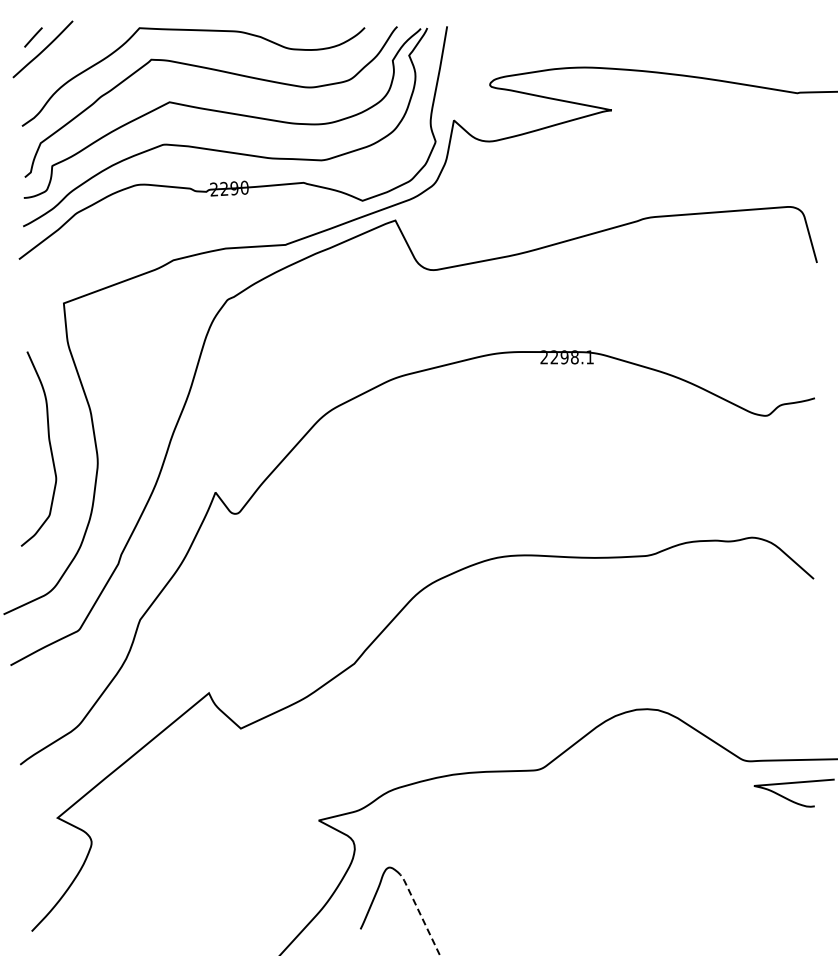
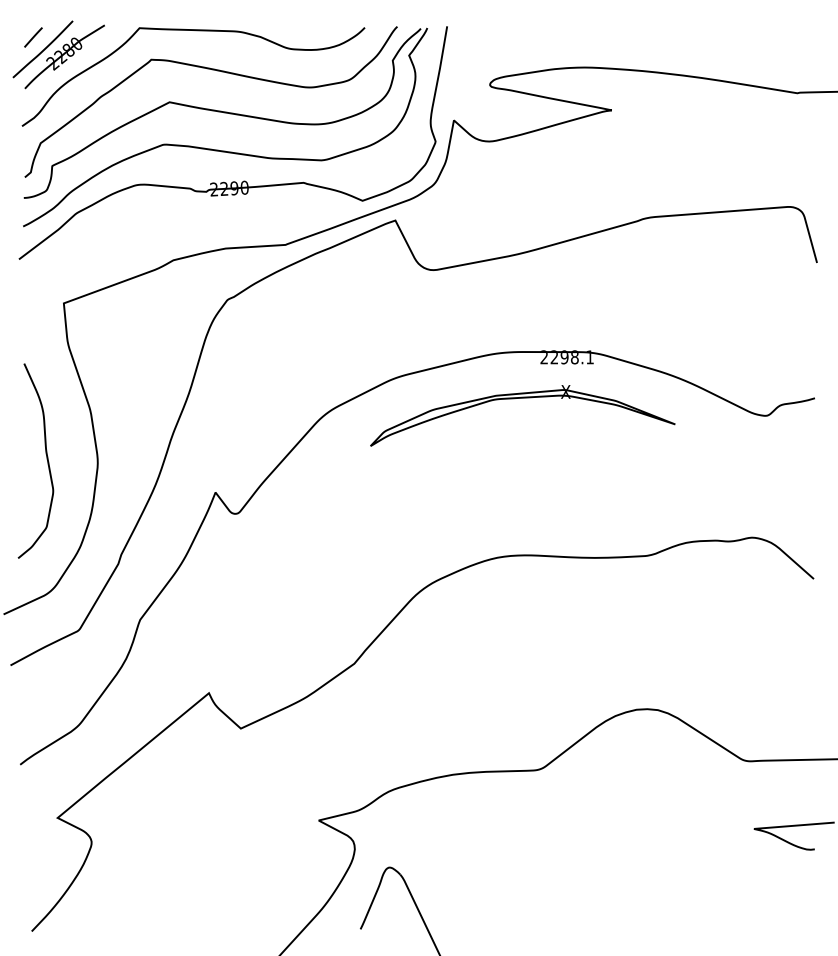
part: none -> present (64, 56)
part: none -> present (522, 398)
curve position: (49, 447) -> (46, 459) (46, 459)
curve position: (790, 799) -> (790, 842) (790, 842)
line: dashed -> solid (420, 913)
